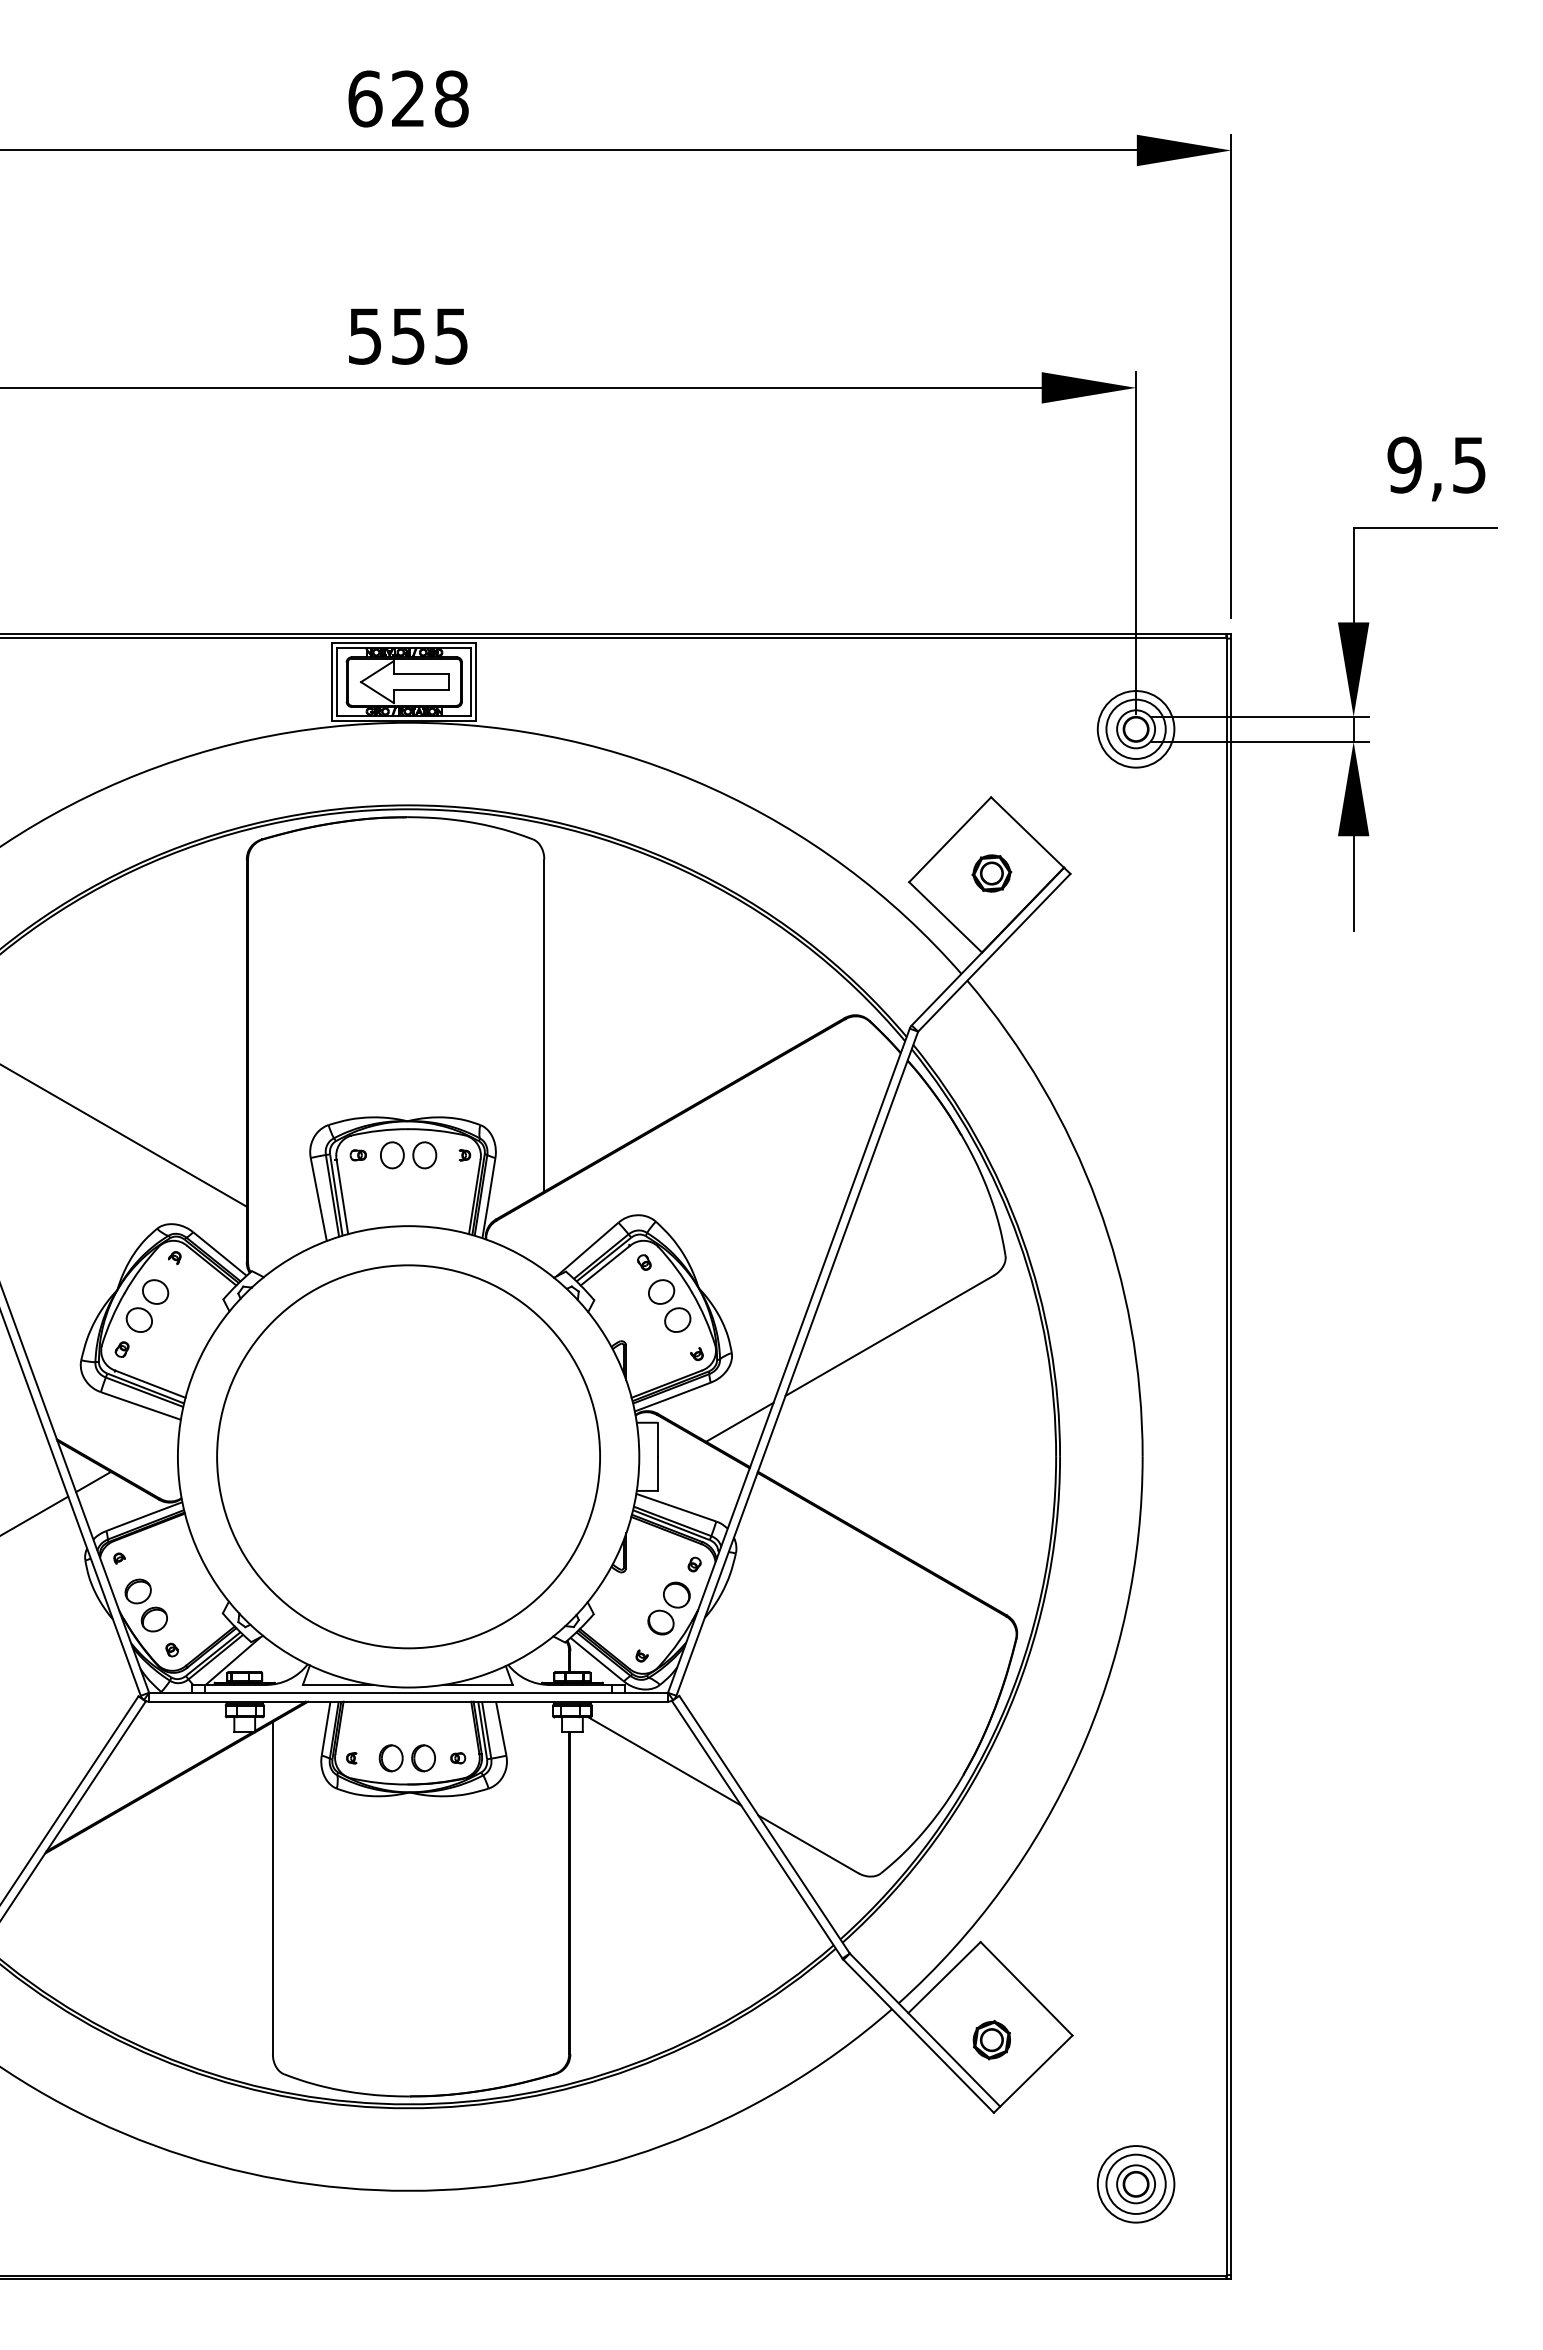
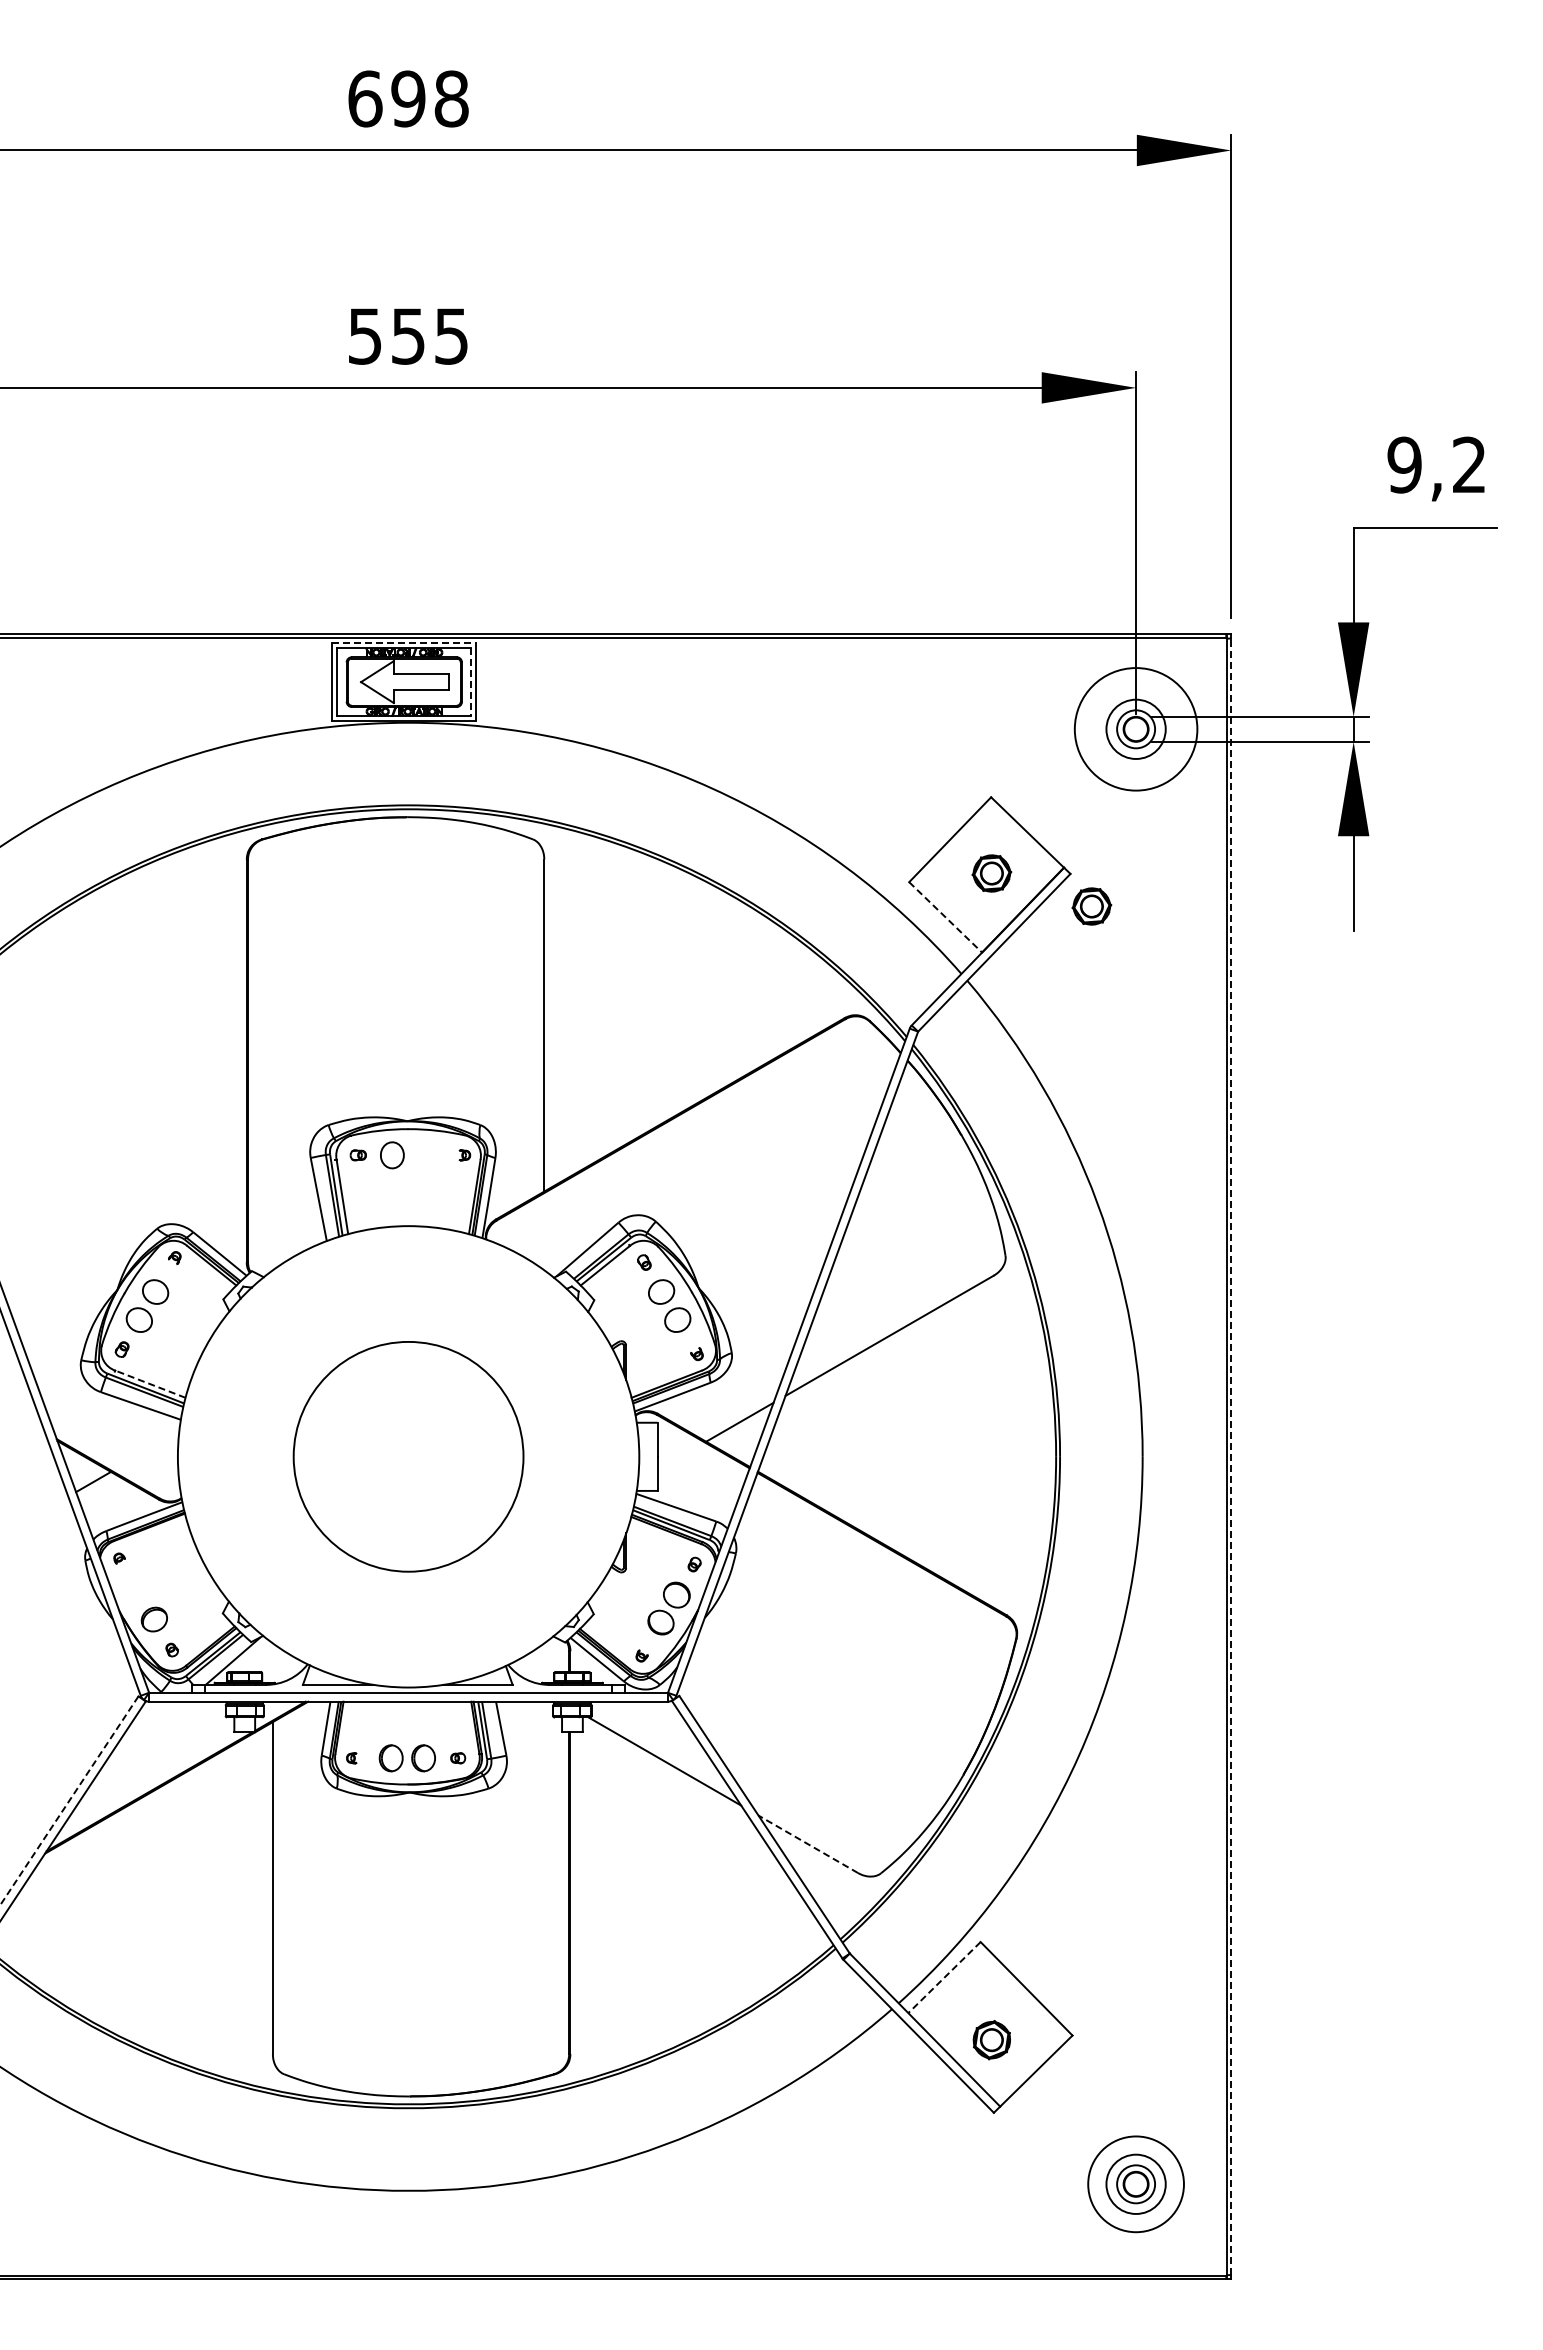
text: 628 -> 698 (408, 98)
text: 9,5 -> 9,2 (1469, 464)
line: solid -> dashed (404, 642)
line: solid -> dashed (471, 682)
circle diameter: 77 px -> 123 px (1135, 729)
part: none -> present (1091, 906)
line: solid -> dashed (945, 917)
line: present -> none (124, 1135)
part: present -> none (424, 1155)
line: solid -> dashed (150, 1384)
circle diameter: 383 px -> 230 px (408, 1456)
line: solid -> dashed (1231, 1456)
line: present -> none (35, 1515)
part: present -> none (137, 1591)
line: solid -> dashed (69, 1800)
line: solid -> dashed (807, 1844)
line: solid -> dashed (944, 1977)
circle diameter: 77 px -> 96 px (1135, 2184)
